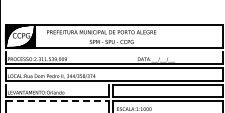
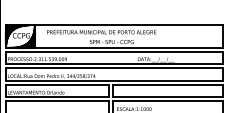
line: none -> present (113, 52)
line: none -> present (56, 84)
line: dashed -> solid (57, 101)
